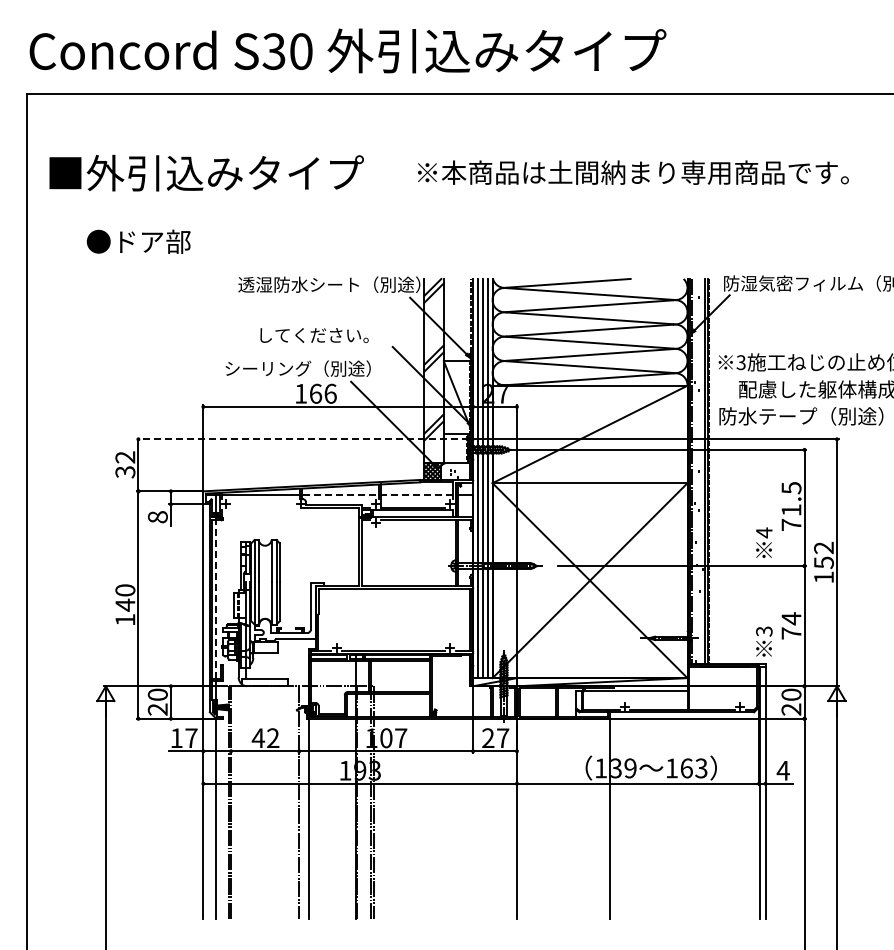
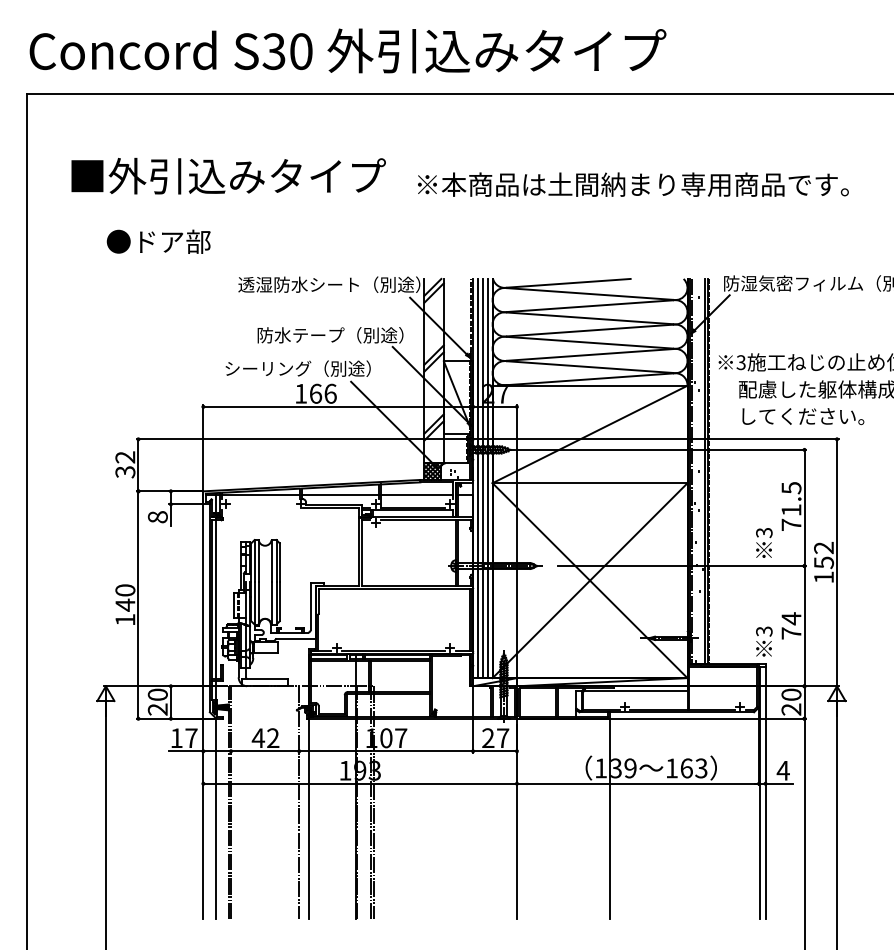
text position: (206, 172) -> (228, 175) (228, 175)
text position: (633, 172) -> (633, 184) (633, 184)
text position: (138, 241) -> (158, 241) (158, 241)
text: してください。 -> 防水テープ（別途） (330, 335)
text: 防水テープ（別途） -> してください。 (801, 416)
line: dashed -> solid (302, 439)
line: dashed -> solid (376, 494)
text: 4 -> 3 (764, 532)
line: dashed -> solid (216, 599)
